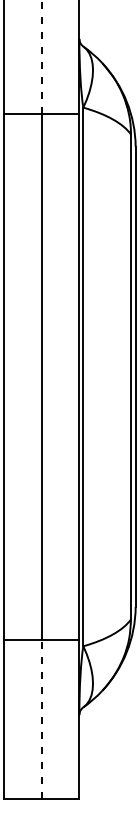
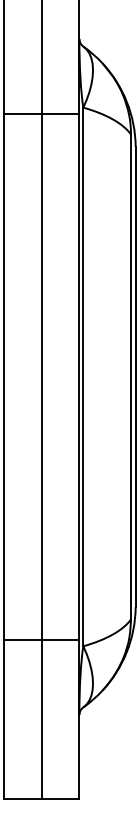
line: dashed -> solid (41, 57)
line: dashed -> solid (41, 719)
